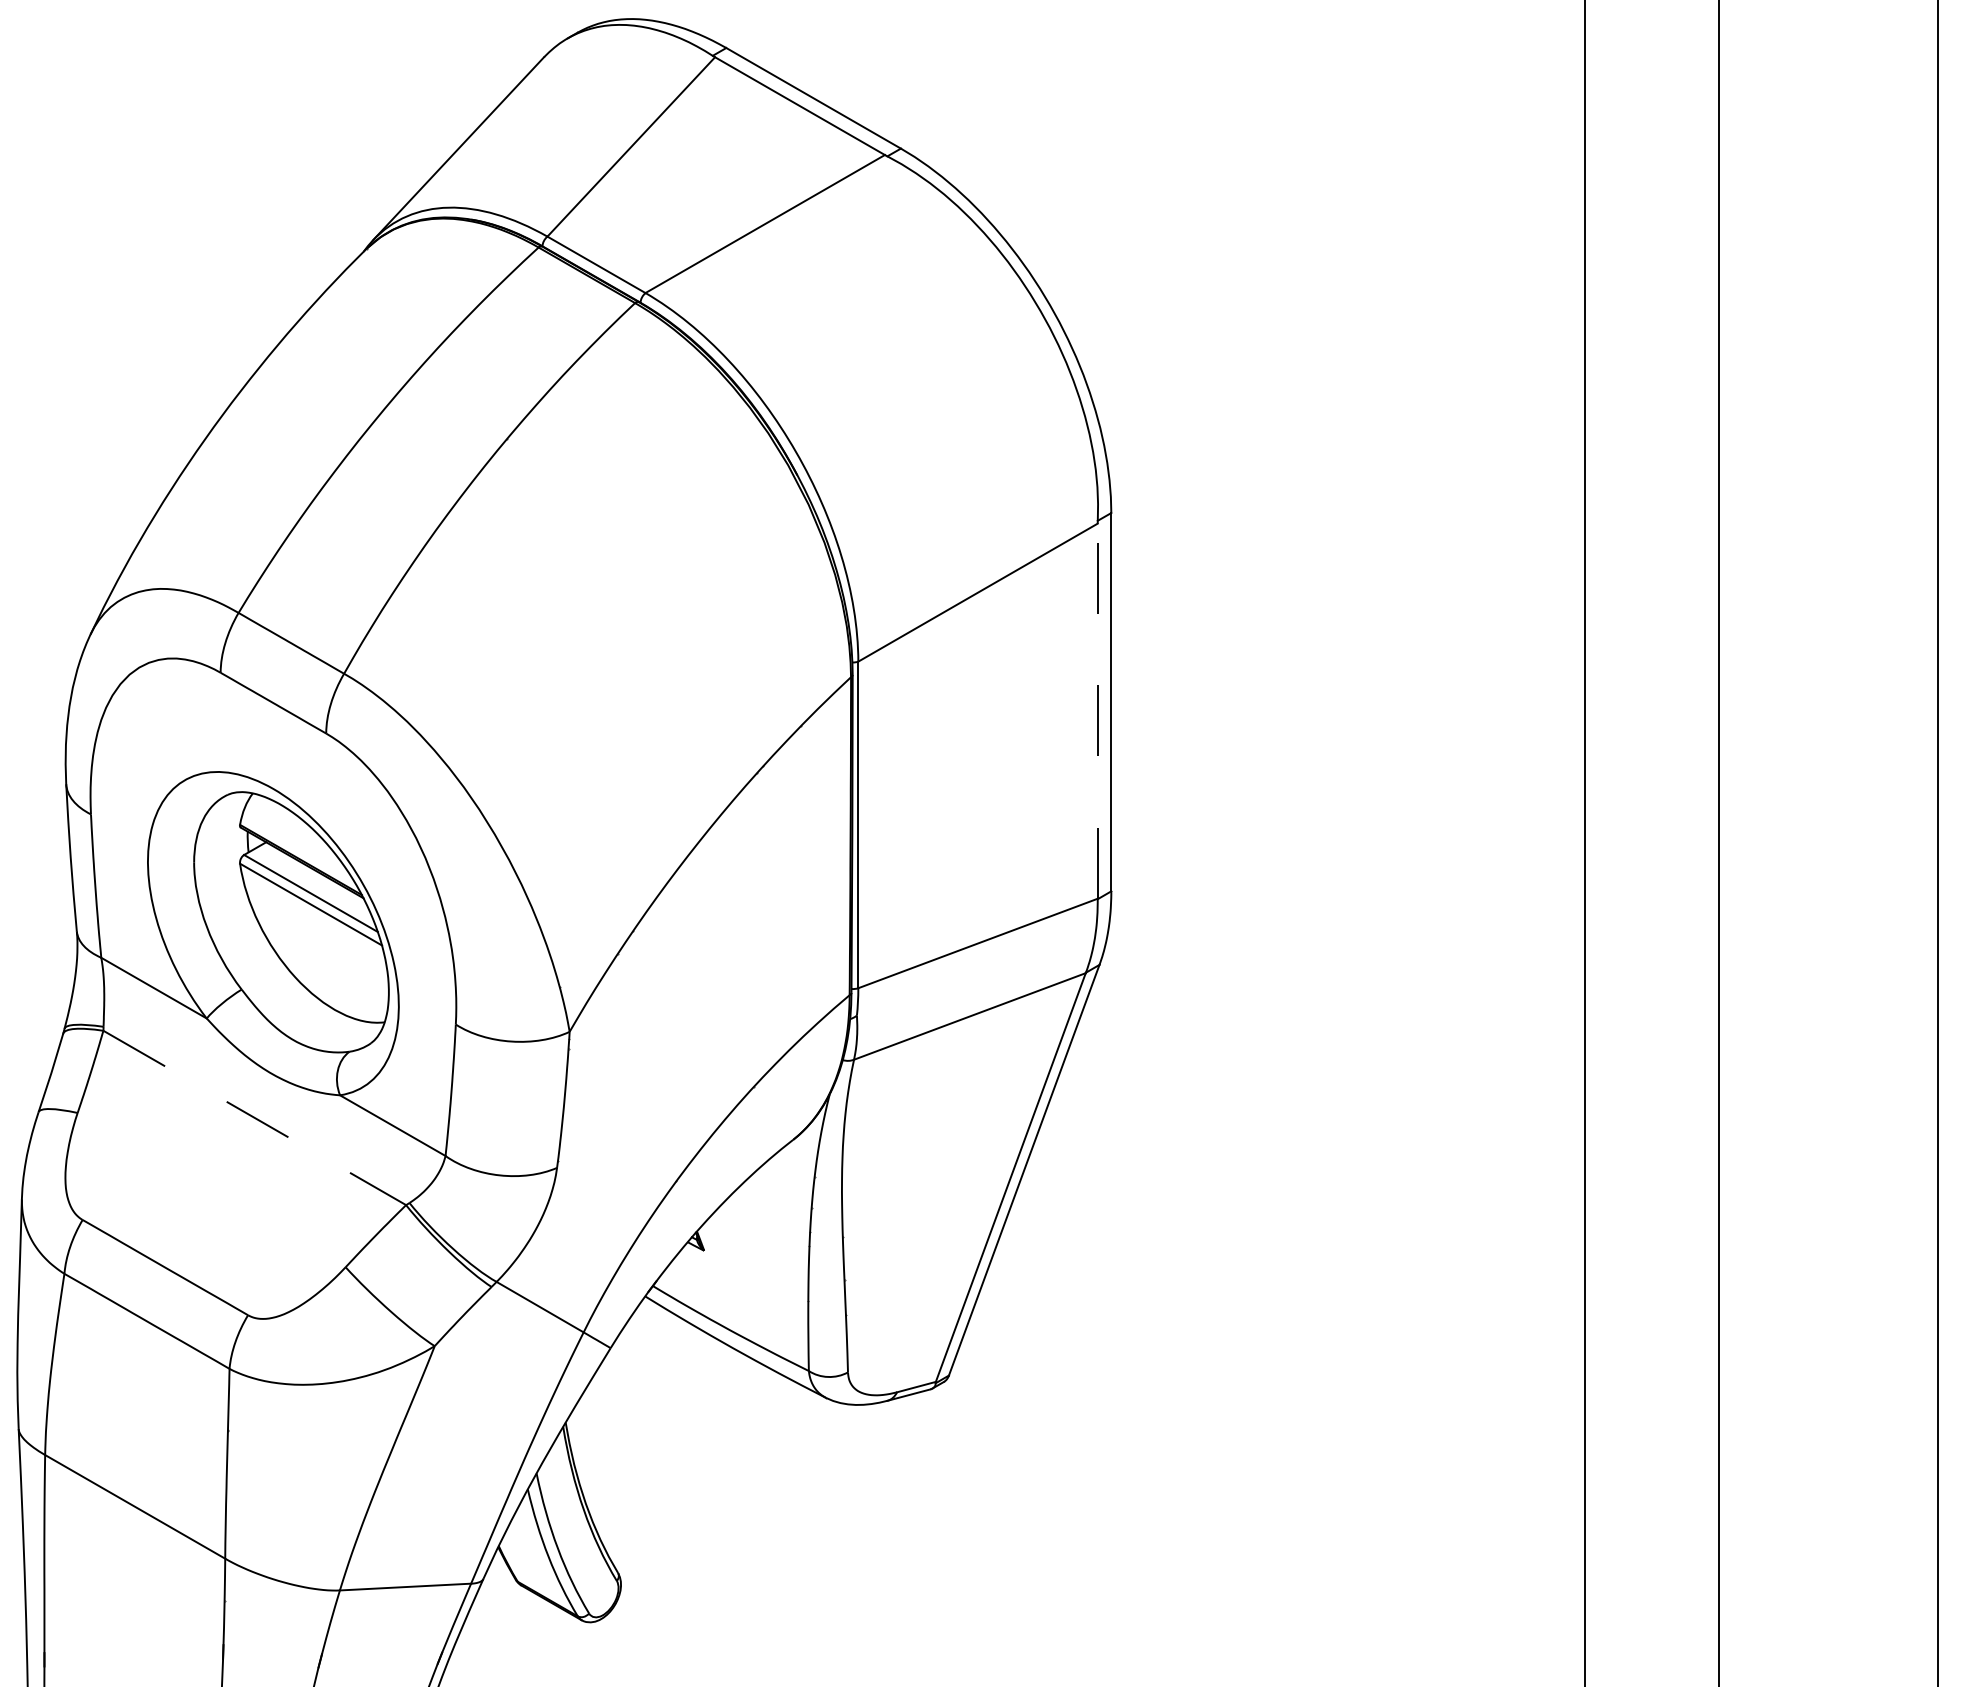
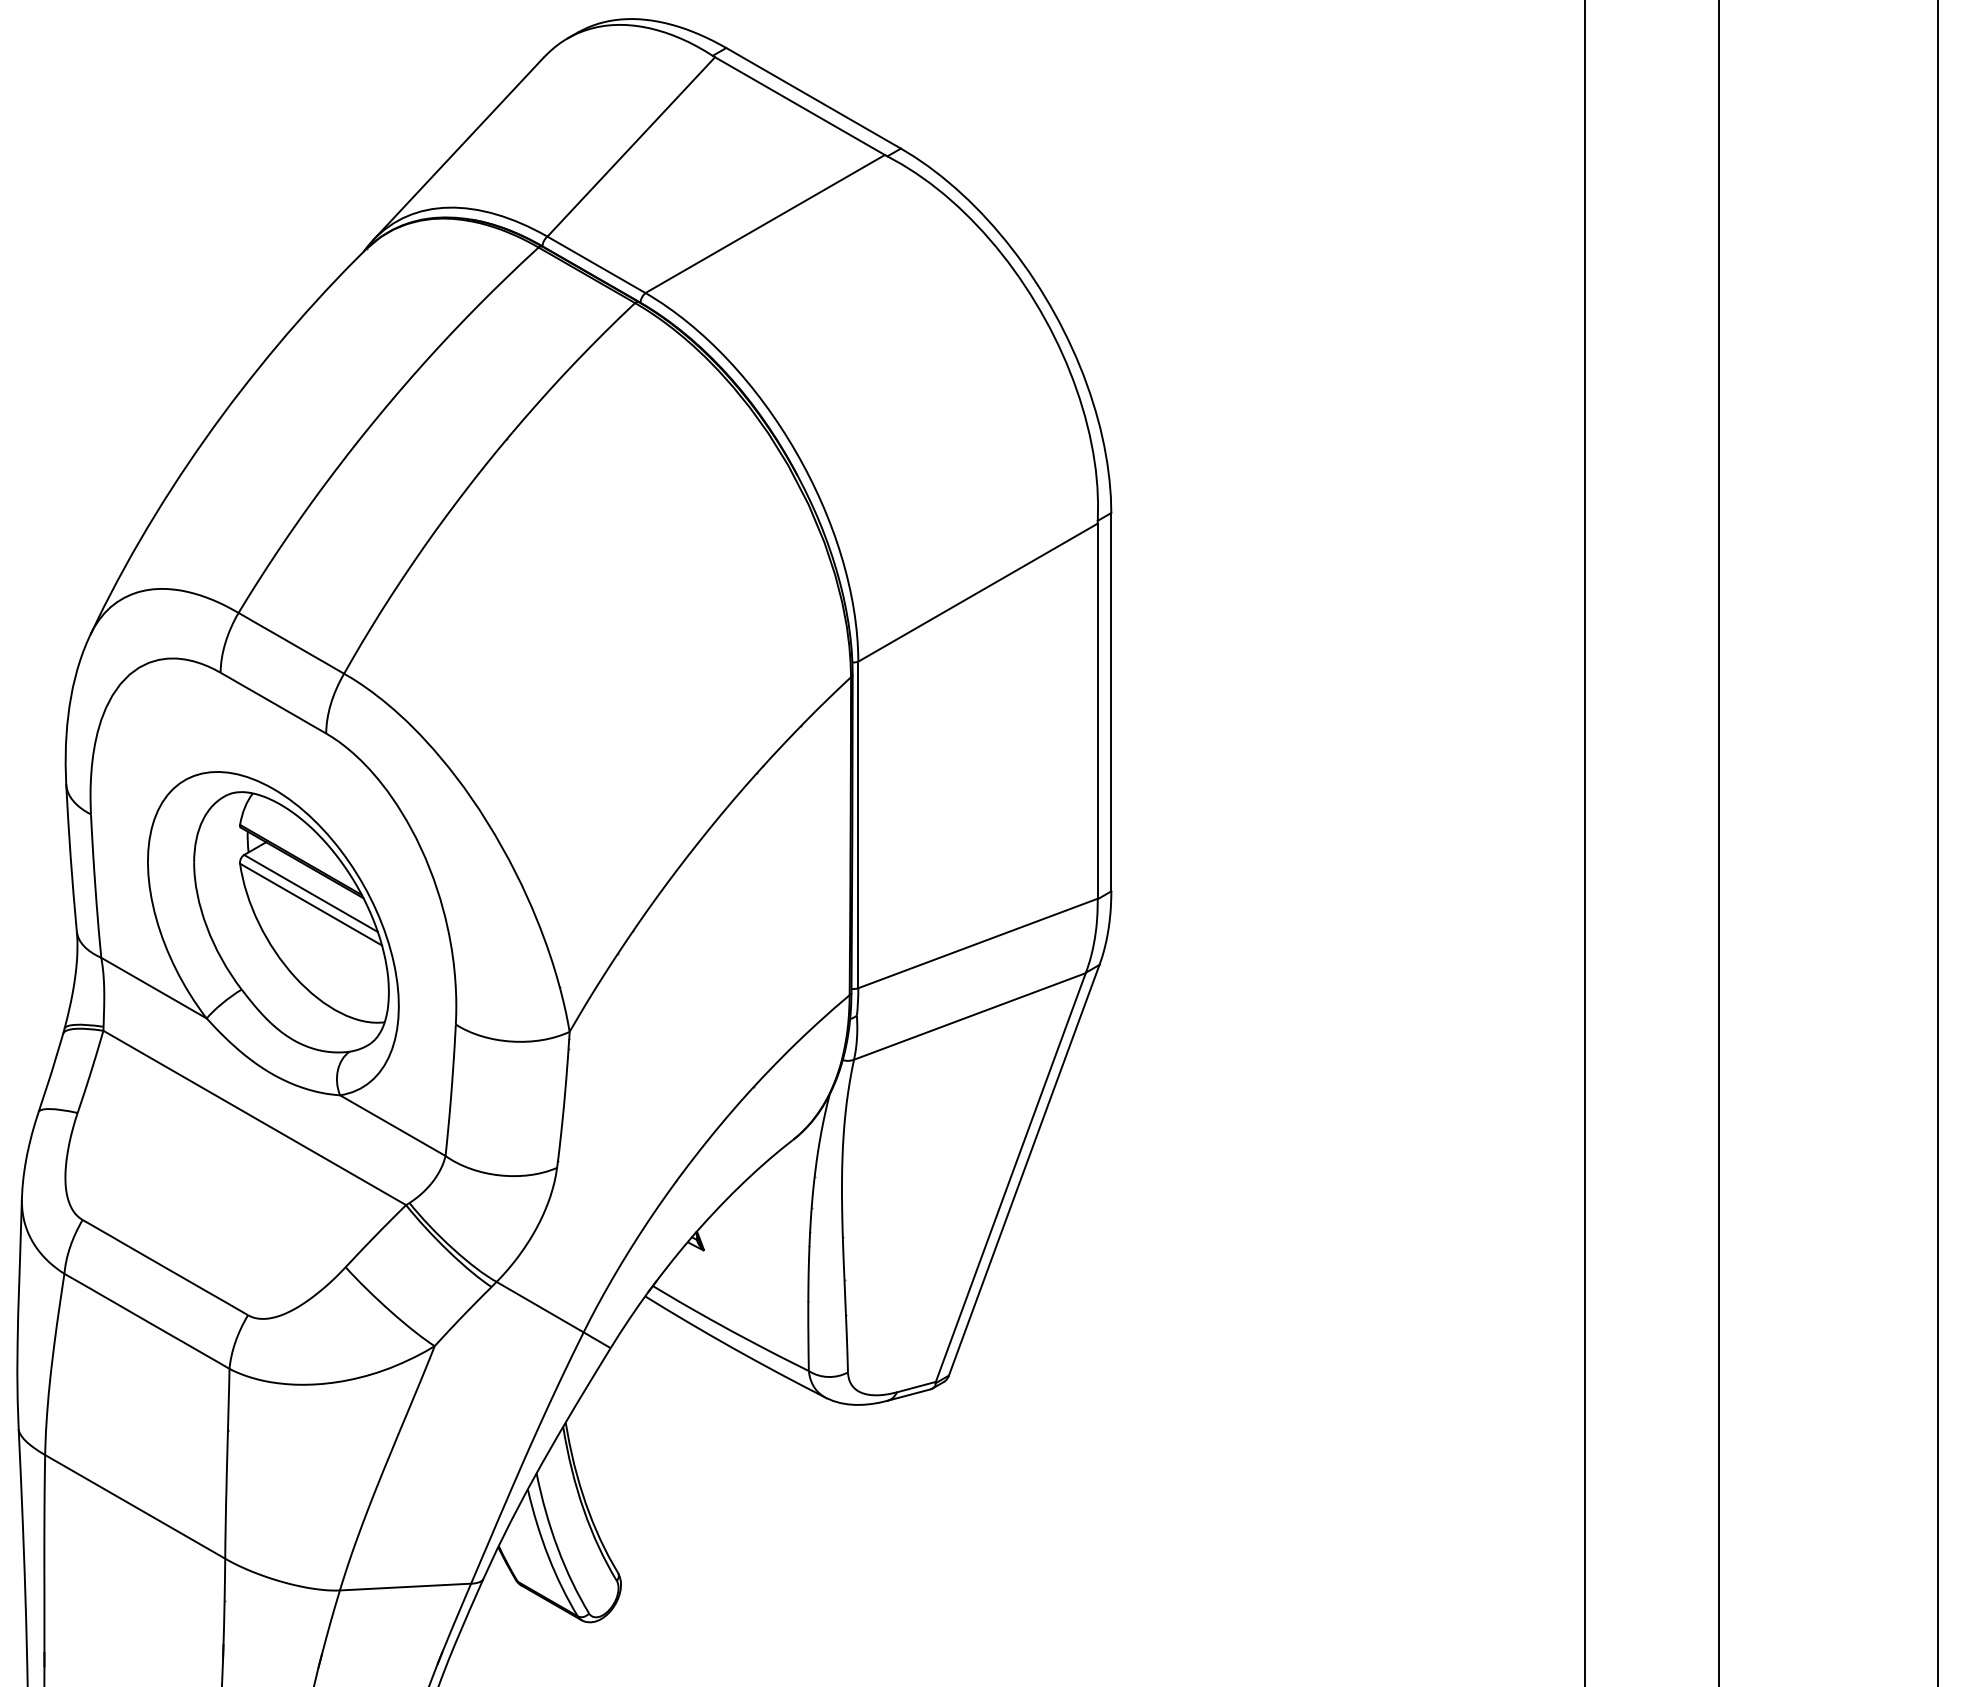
line: dashed -> solid (1097, 711)
line: dashed -> solid (254, 1117)
